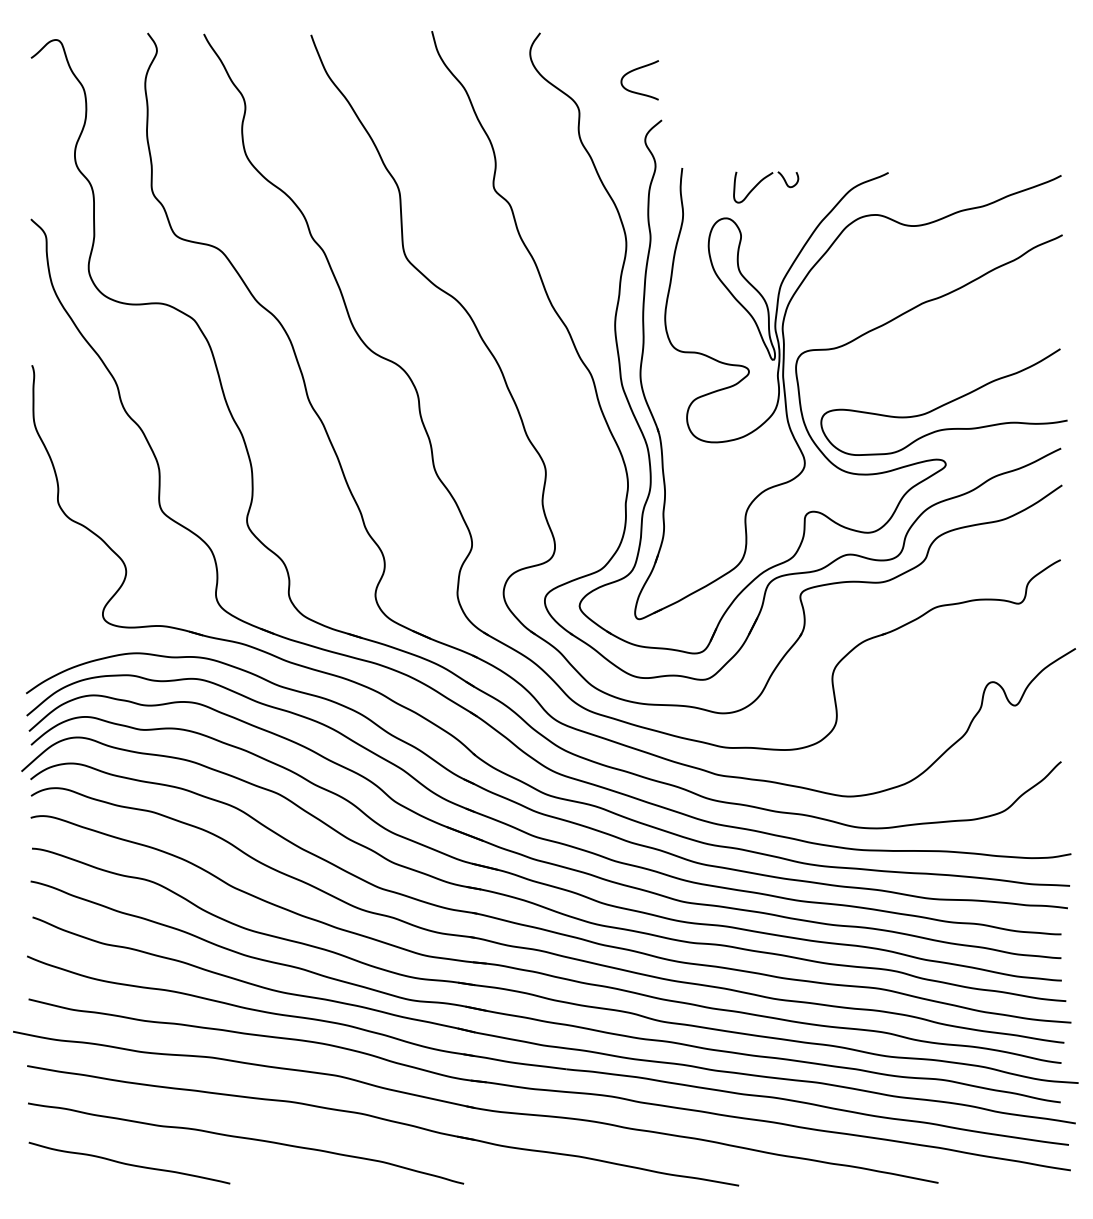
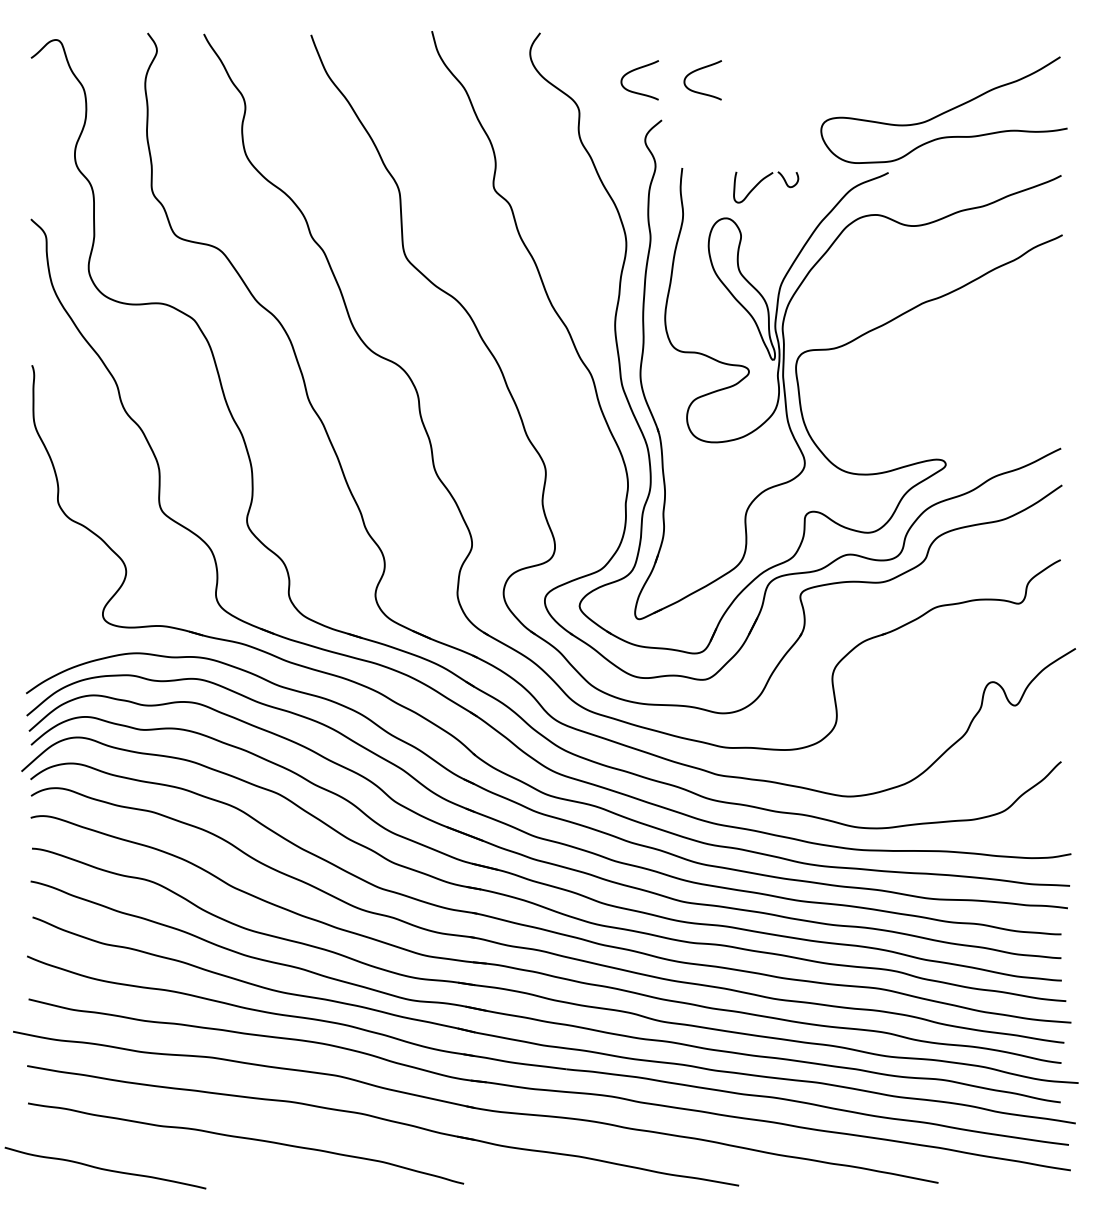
curve: none -> present (699, 70)
curve position: (944, 403) -> (944, 111) (944, 111)
curve position: (129, 1163) -> (105, 1168) (105, 1168)
